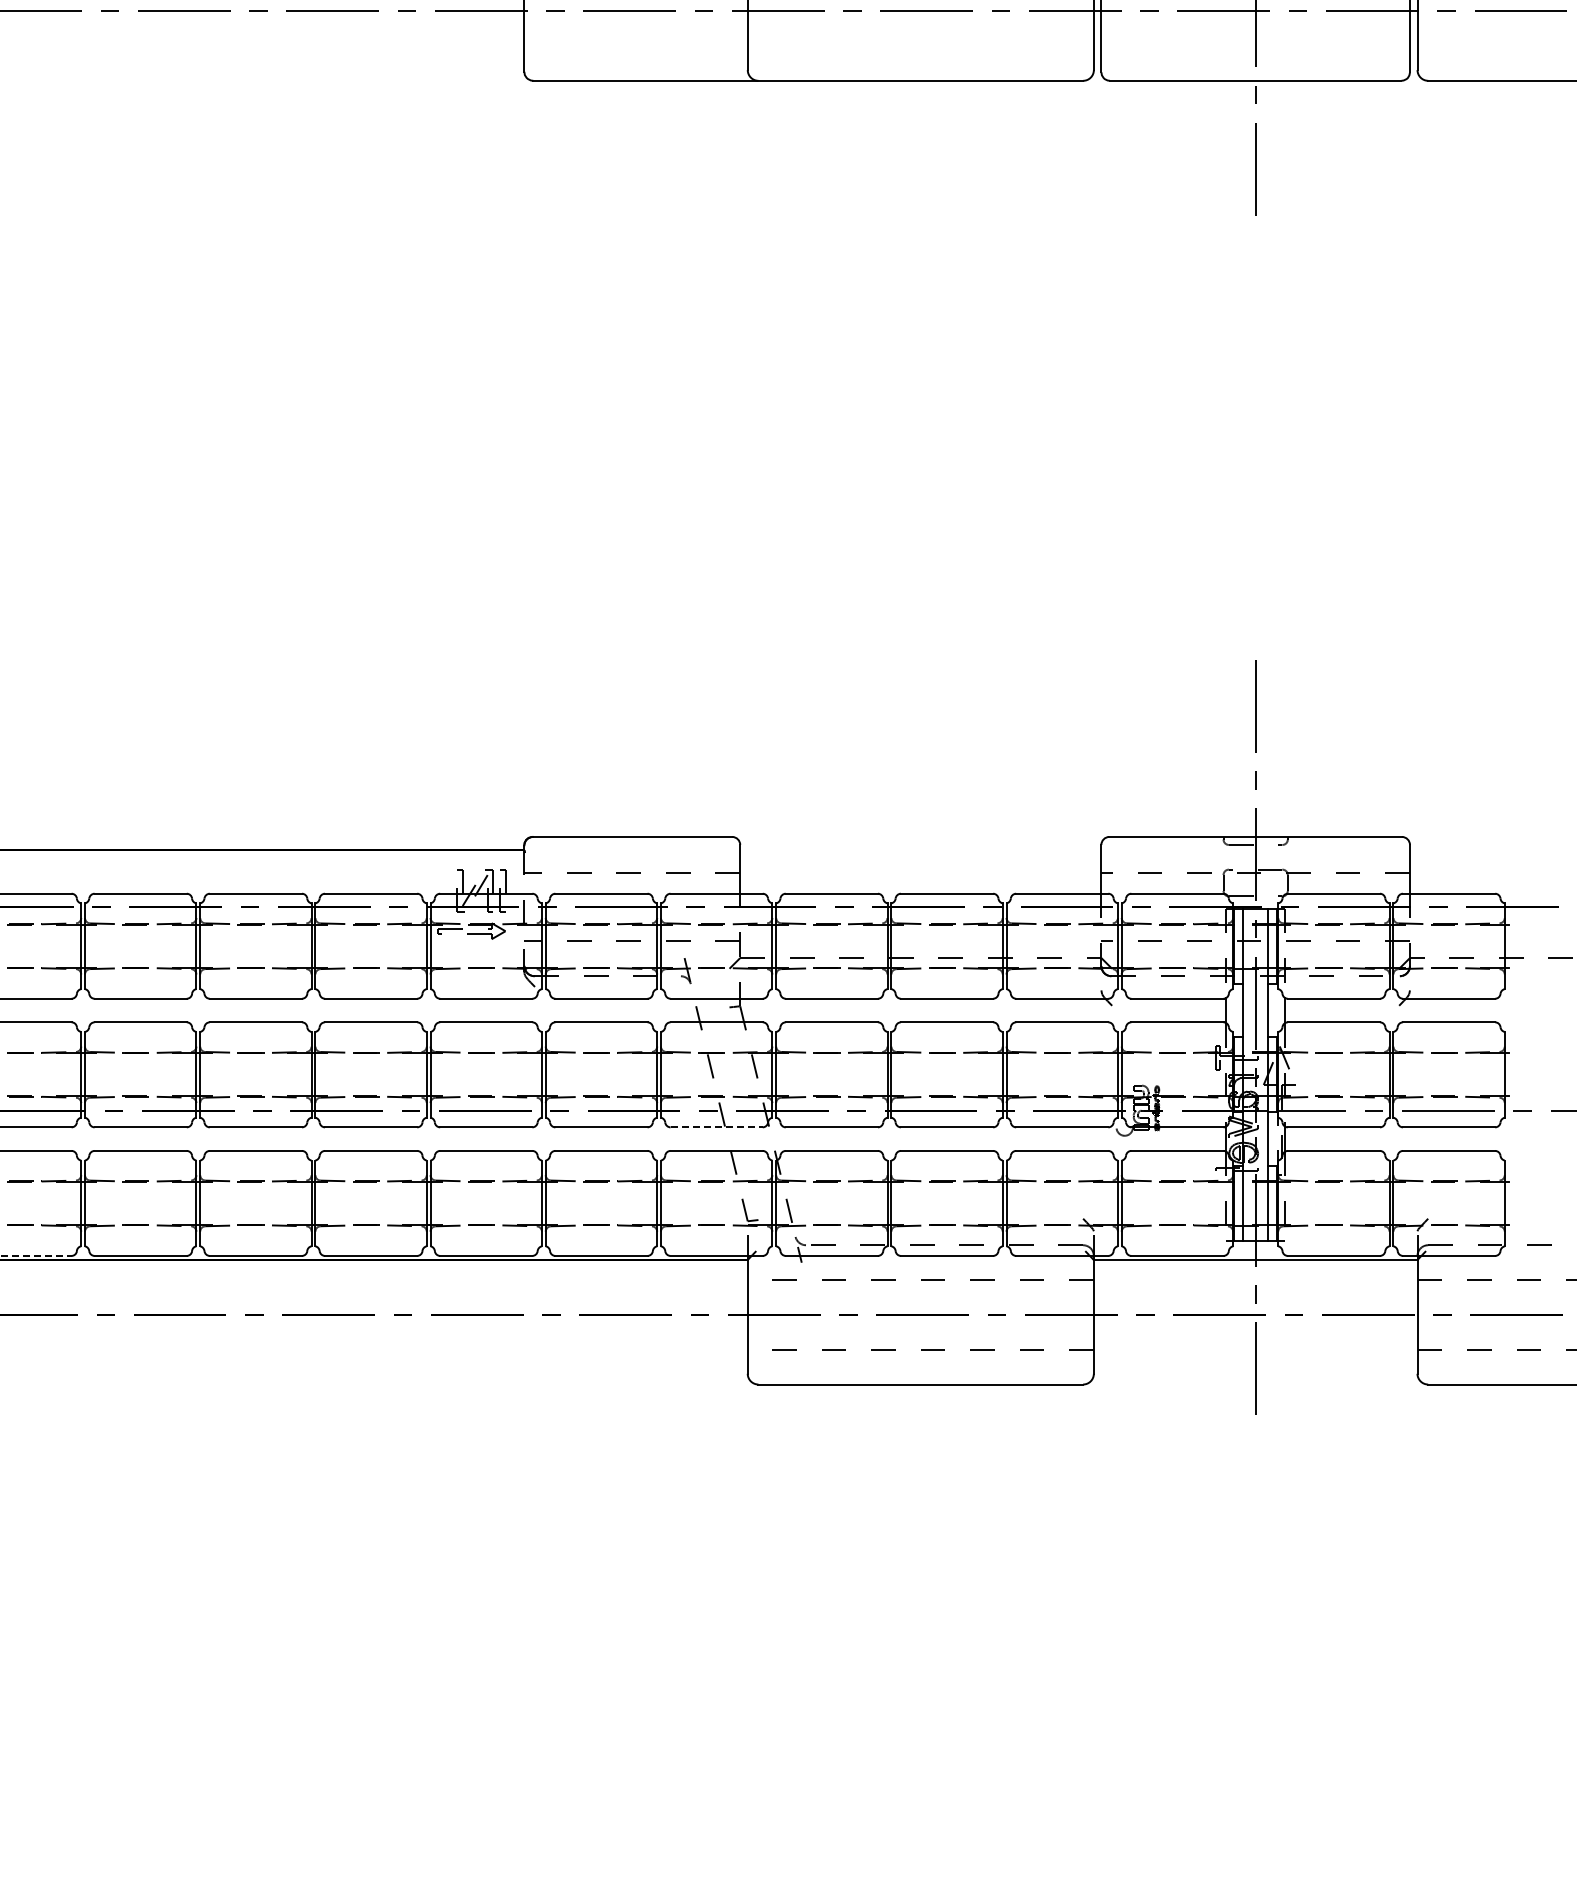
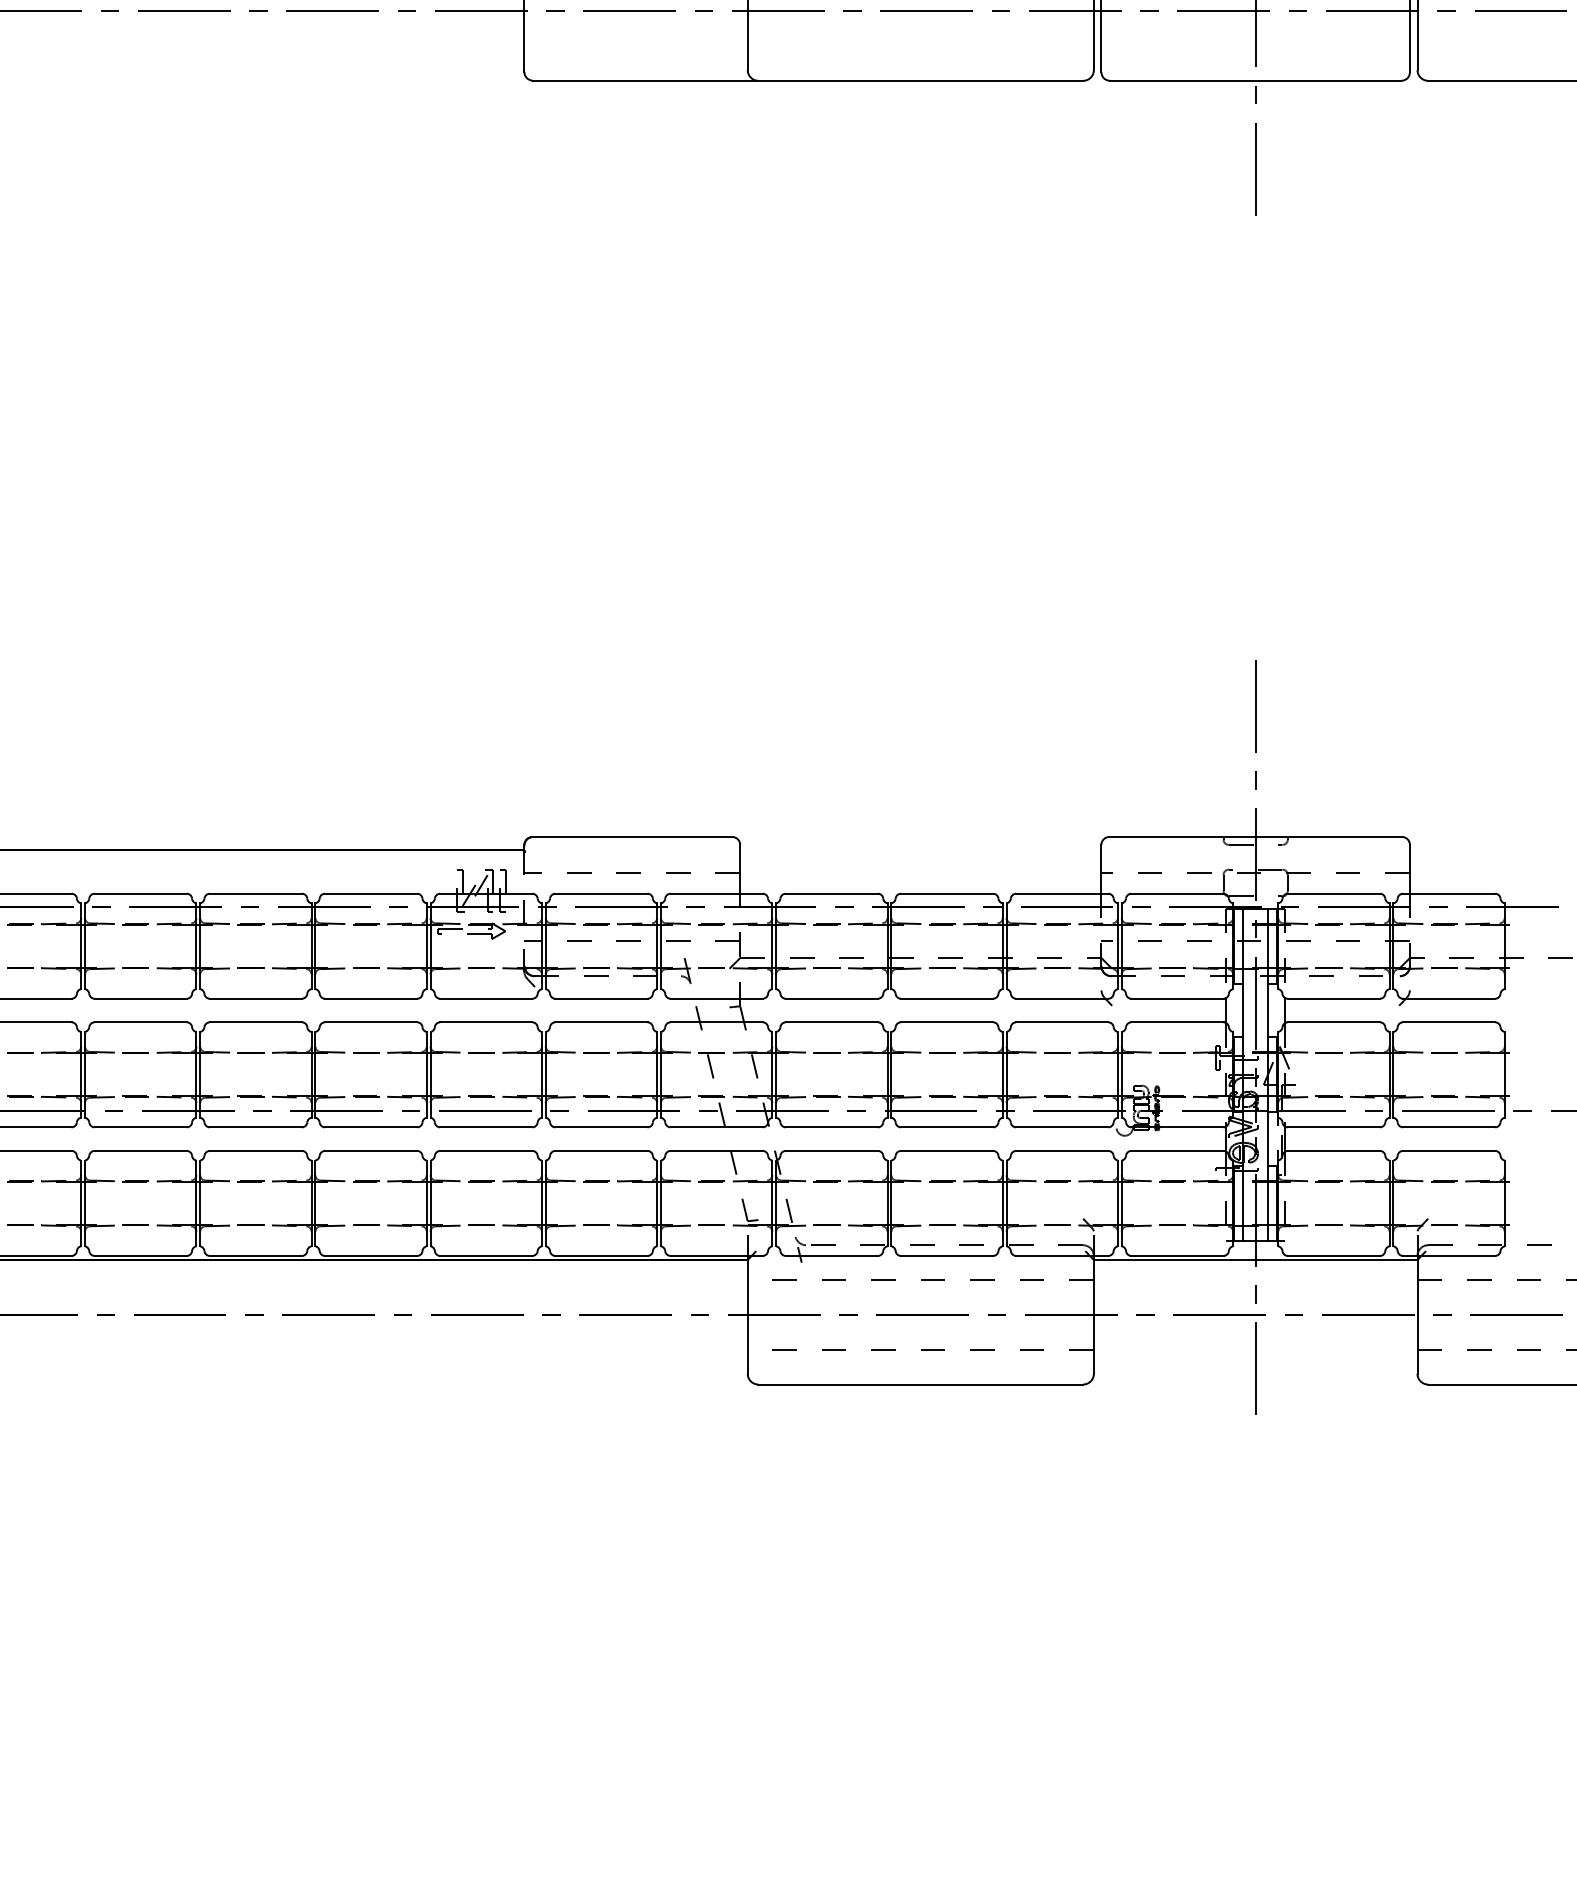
line: dashed -> solid (717, 1127)
line: dashed -> solid (35, 1255)
